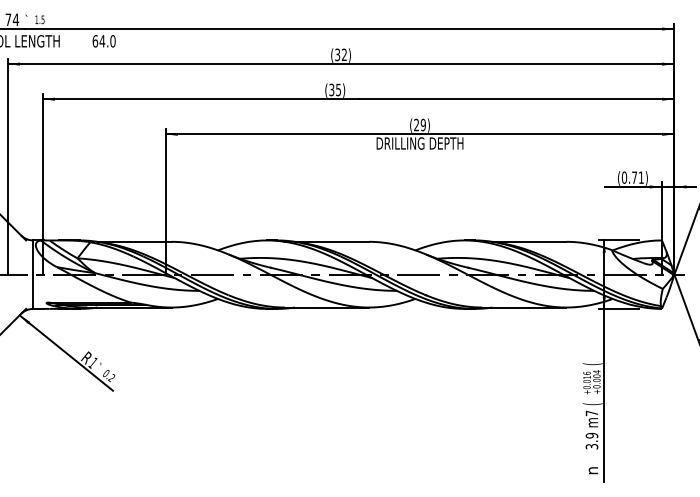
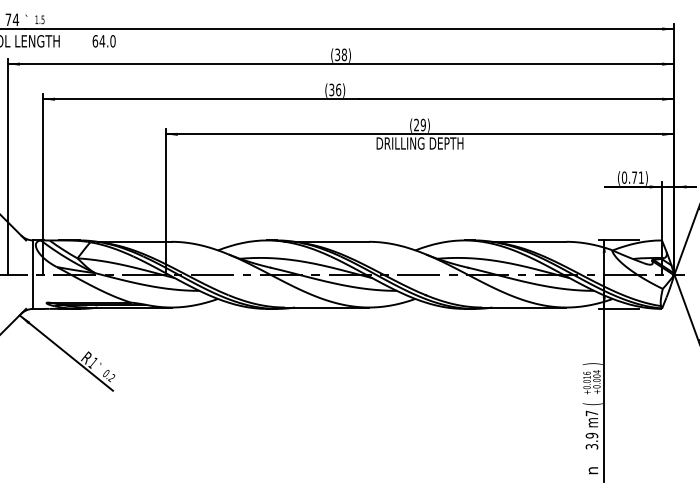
text: (32) -> (38) (343, 54)
text: (35) -> (36) (338, 89)
text: ( -> ) (592, 364)
